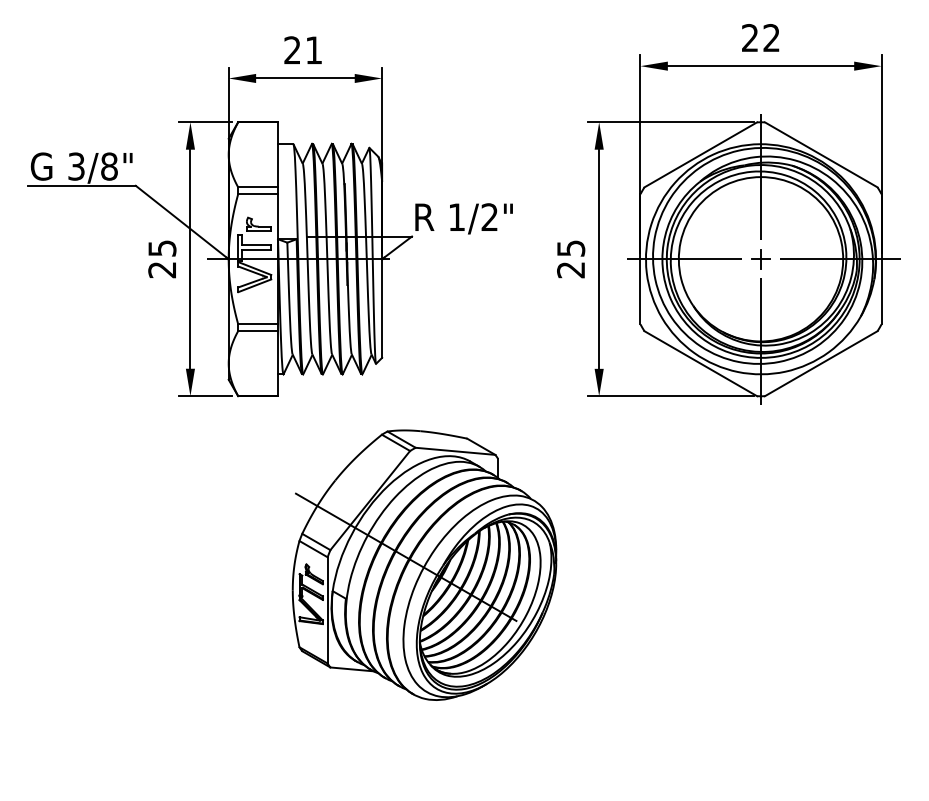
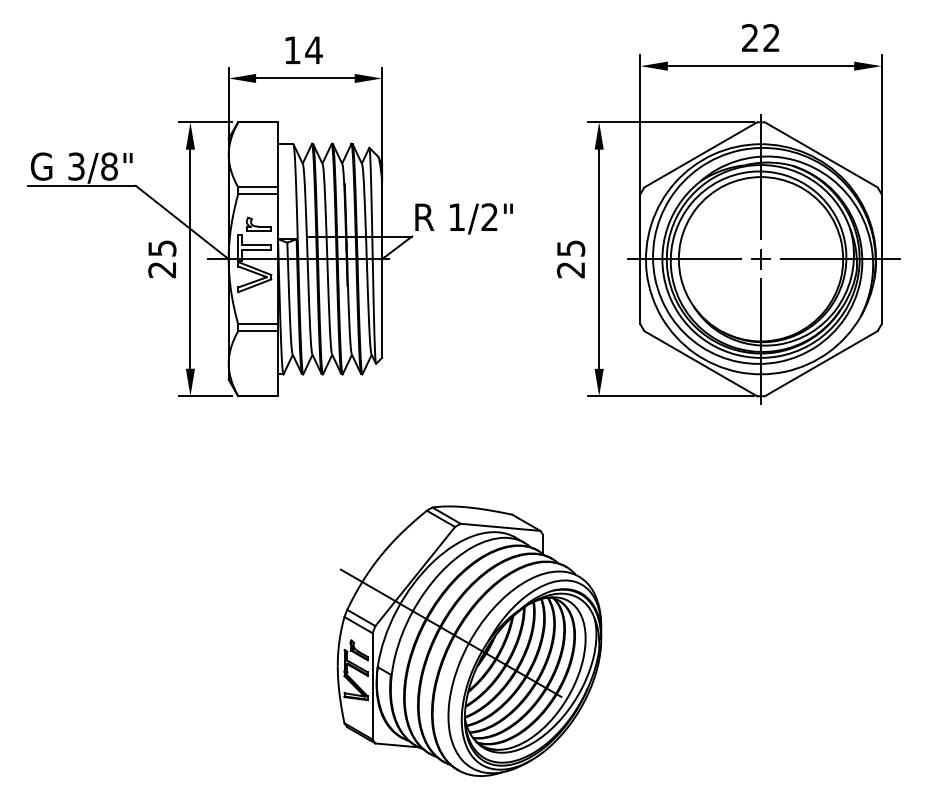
text: 21 -> 14 (303, 50)
part position: (424, 564) -> (469, 640) (469, 640)
